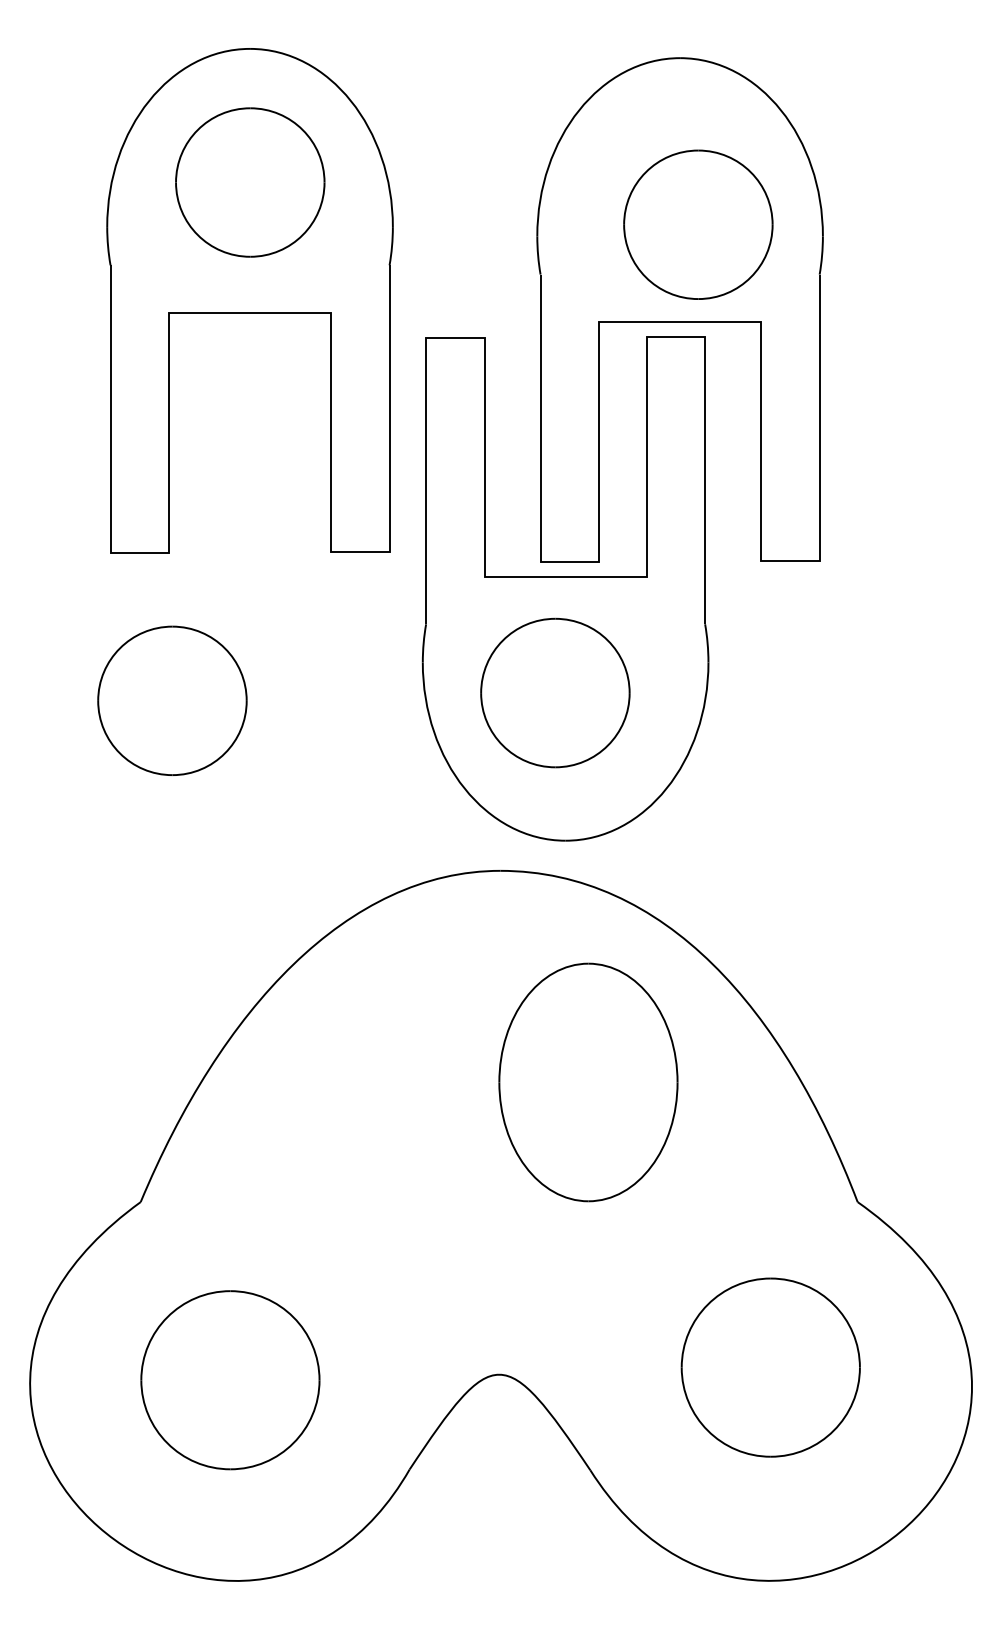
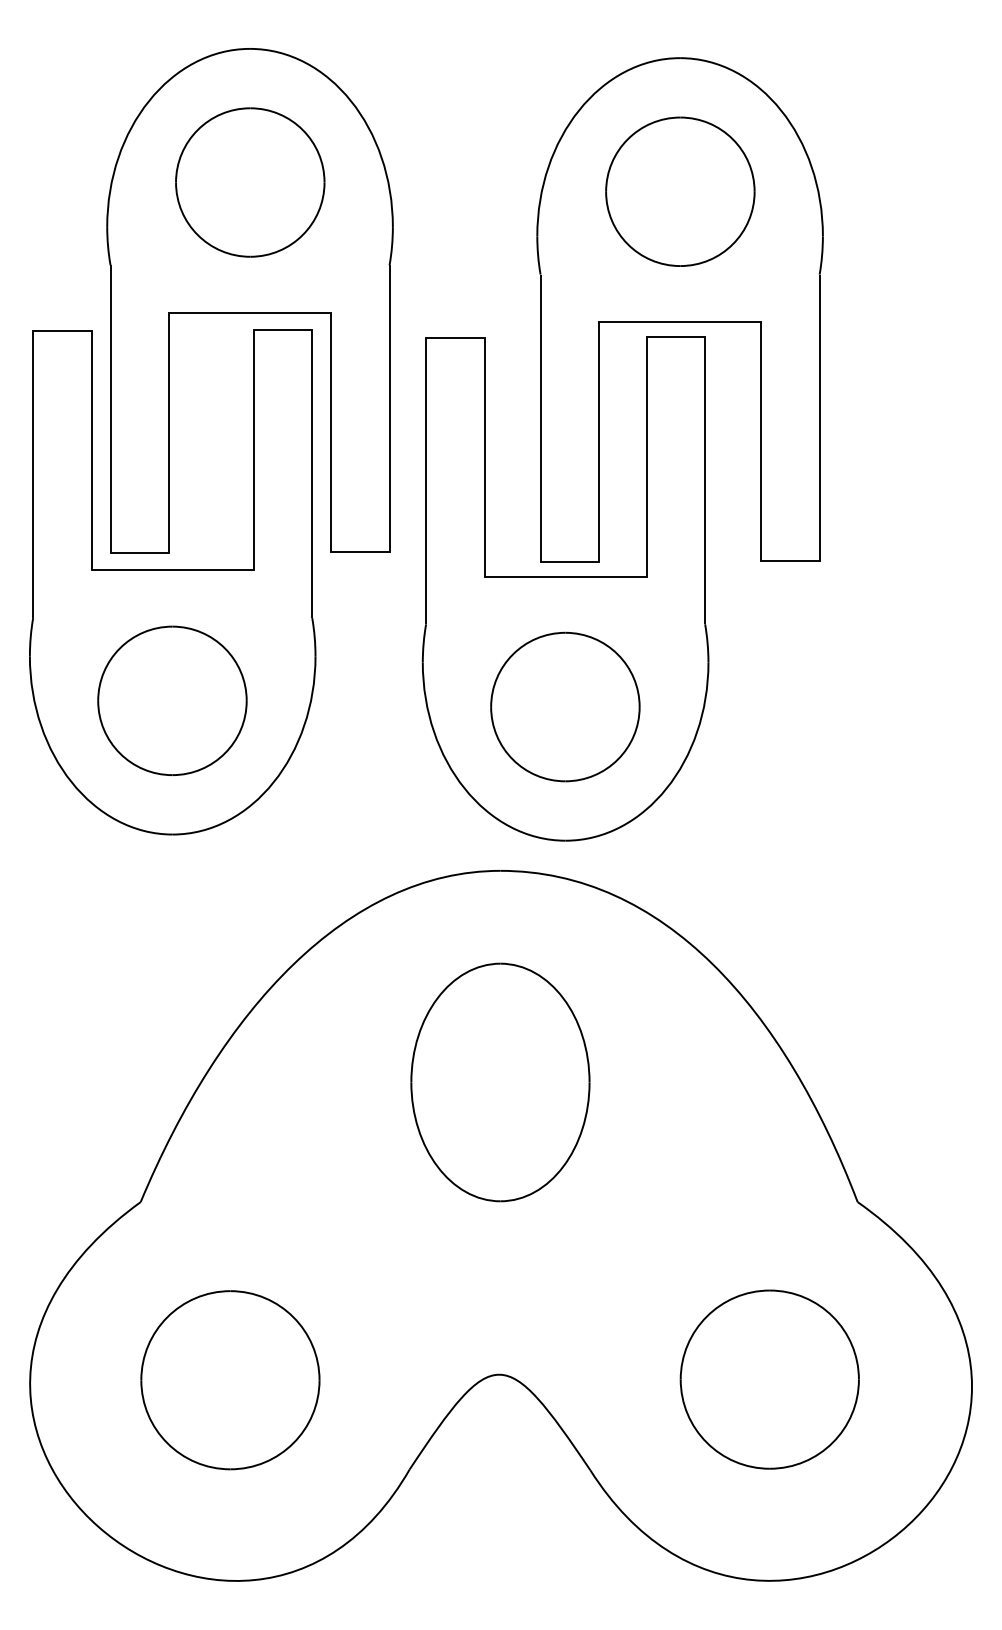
part position: (698, 224) -> (680, 191) (680, 191)
part: none -> present (172, 582)
part position: (555, 692) -> (565, 706) (565, 706)
part position: (588, 1082) -> (500, 1082) (500, 1082)
part position: (770, 1367) -> (769, 1379) (769, 1379)
